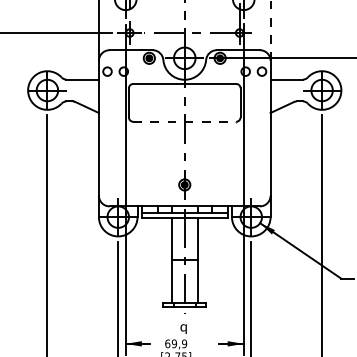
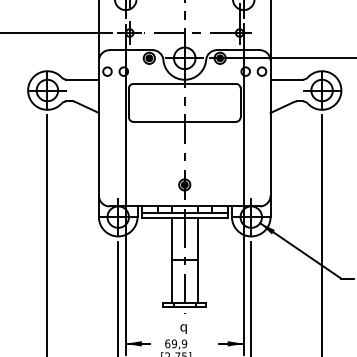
line: dashed -> solid (270, 29)
line: dashed -> solid (185, 121)
